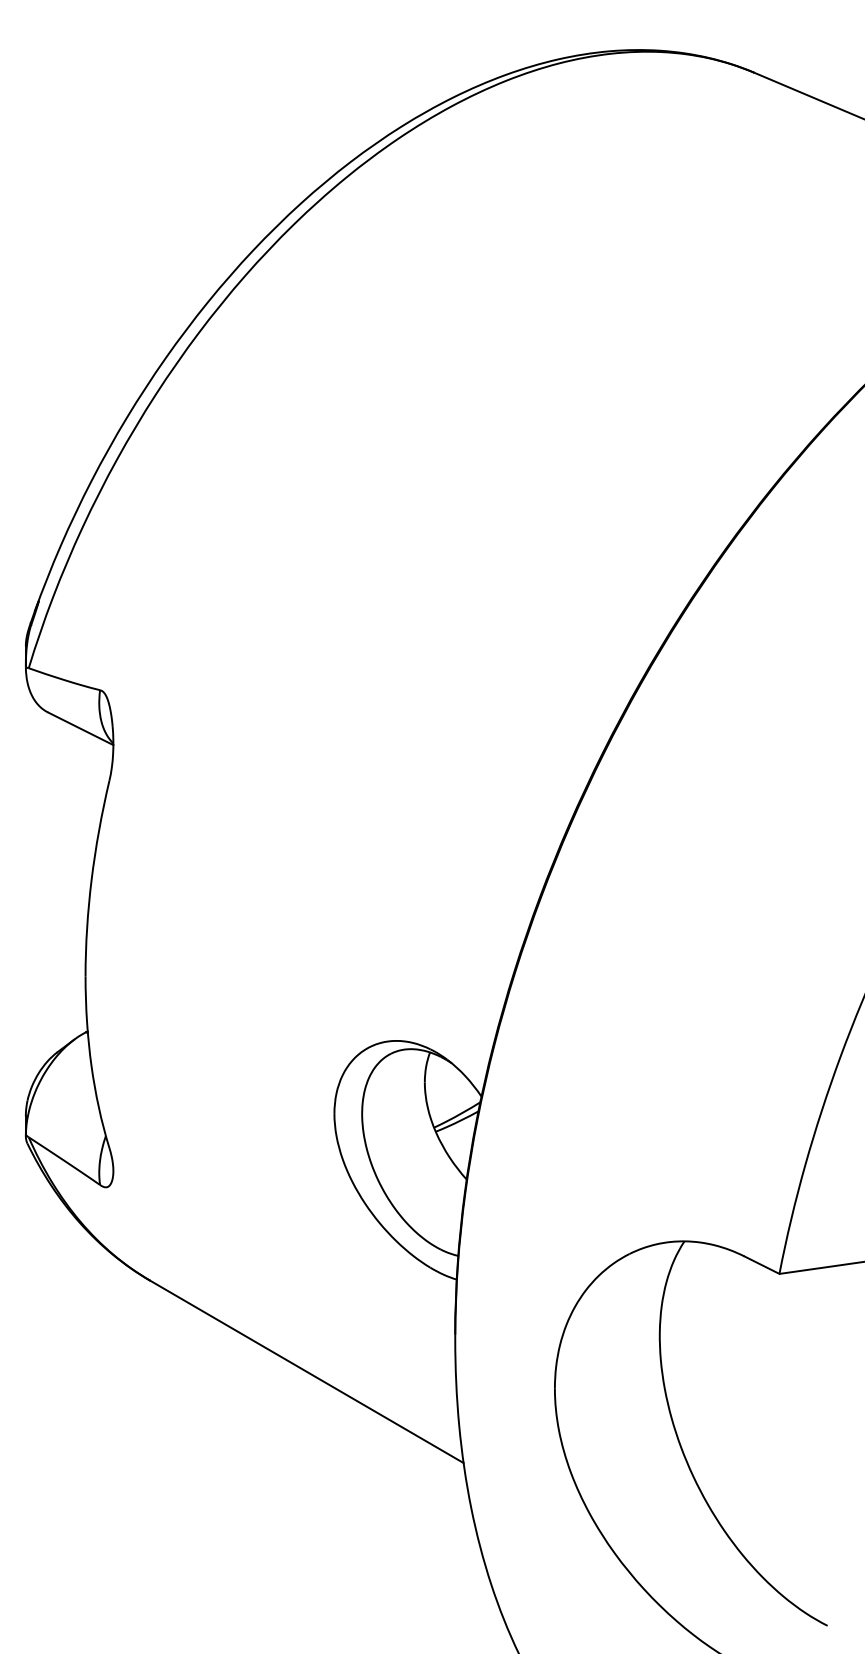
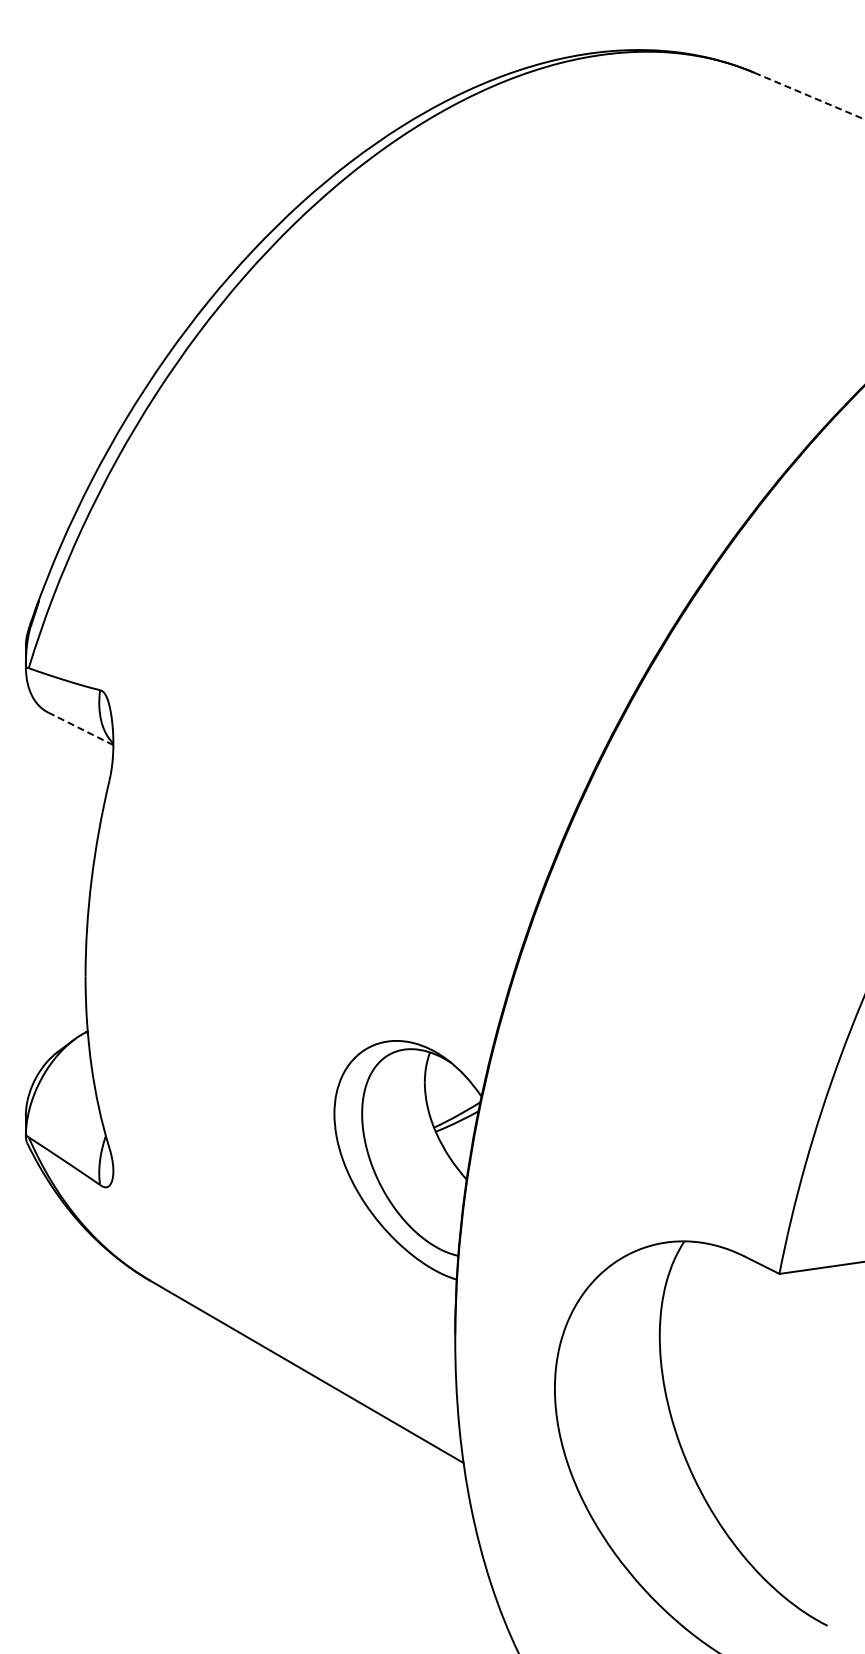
line: solid -> dashed (809, 96)
line: solid -> dashed (80, 728)
